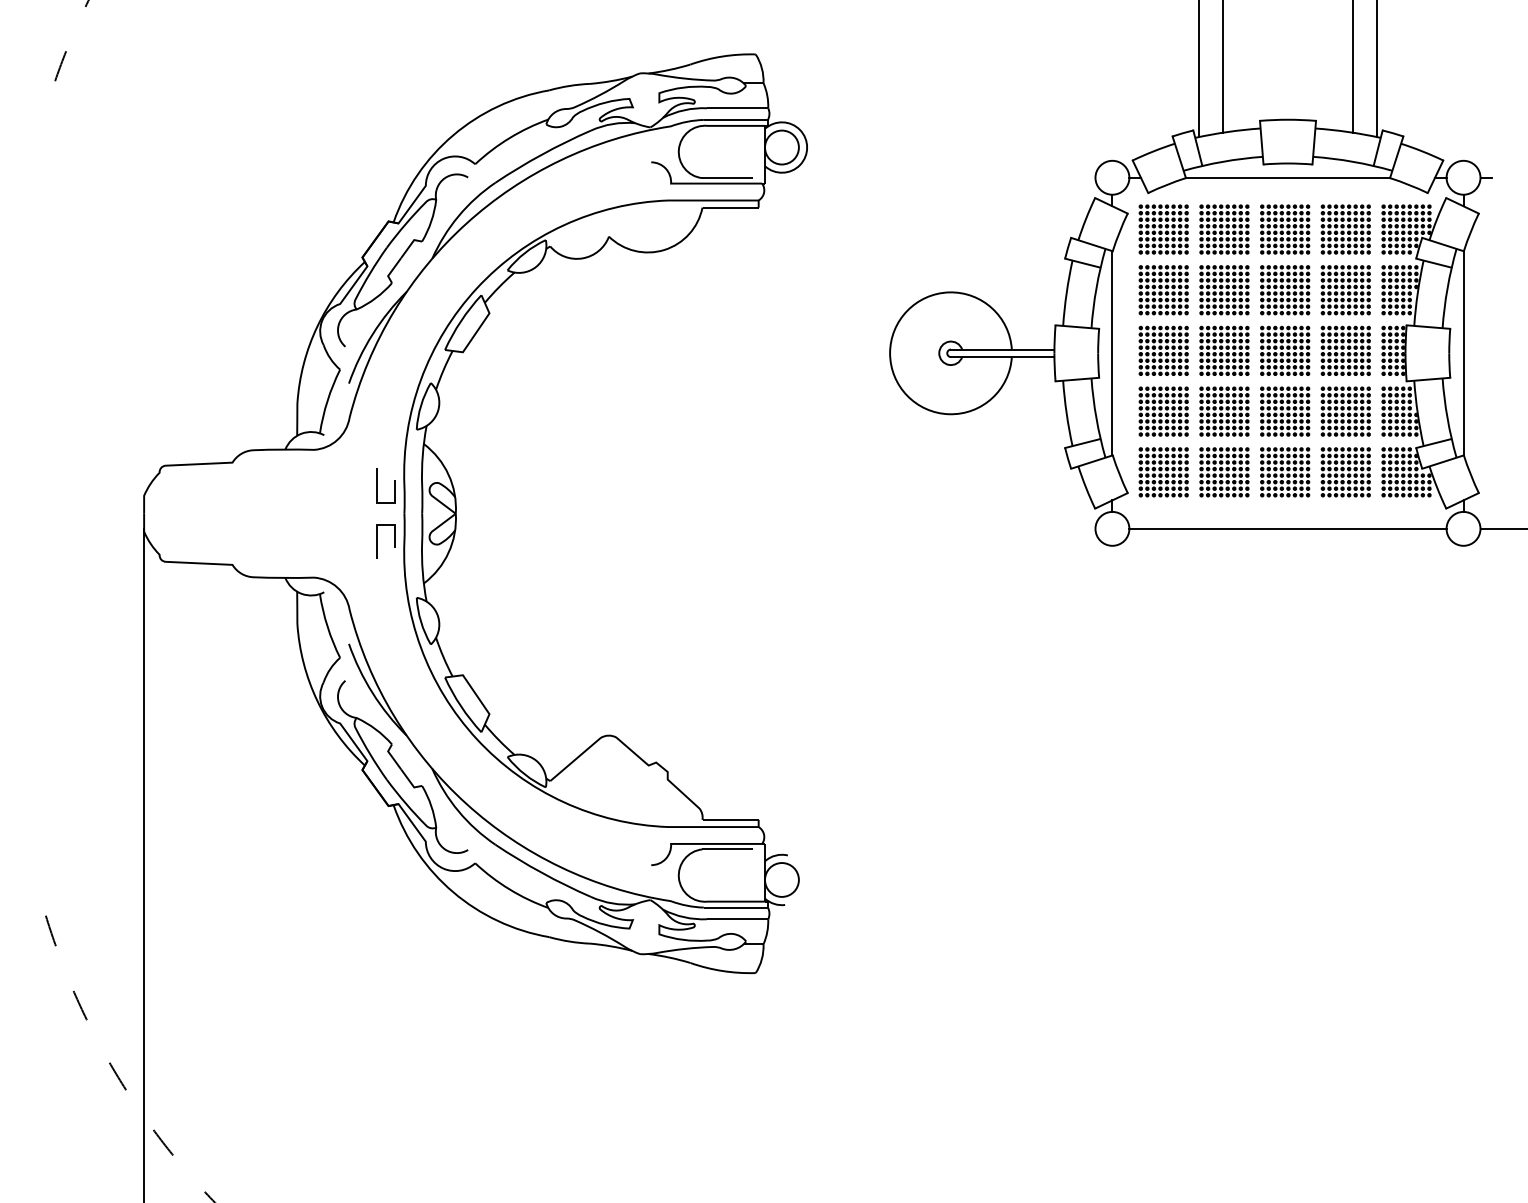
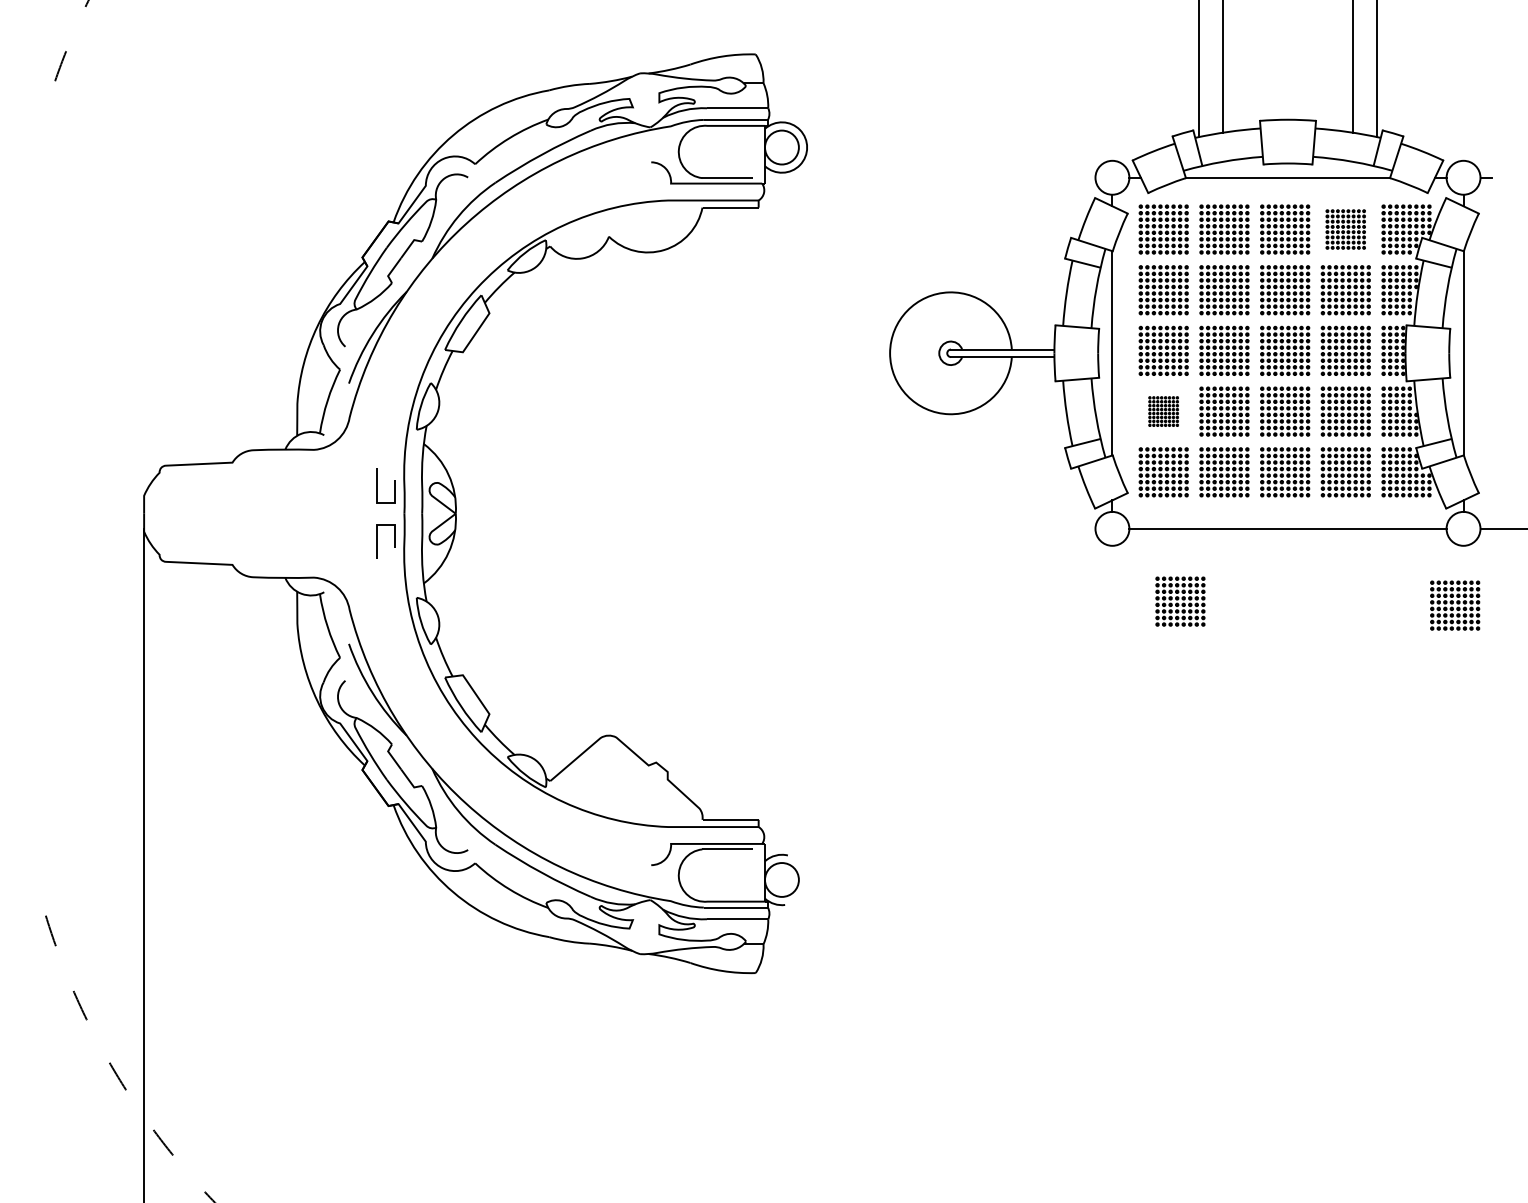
part size: 51x51 px -> 41x41 px (1345, 229)
part size: 51x51 px -> 31x31 px (1163, 411)
part: none -> present (1180, 601)
part: none -> present (1455, 605)
